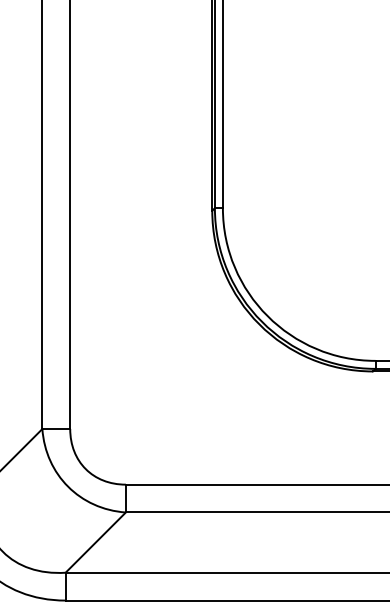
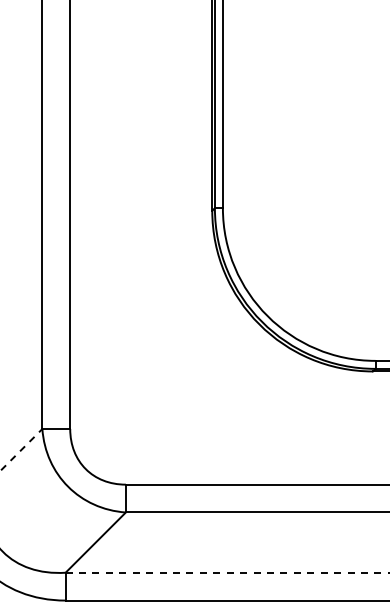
line: solid -> dashed (21, 450)
line: solid -> dashed (227, 572)
